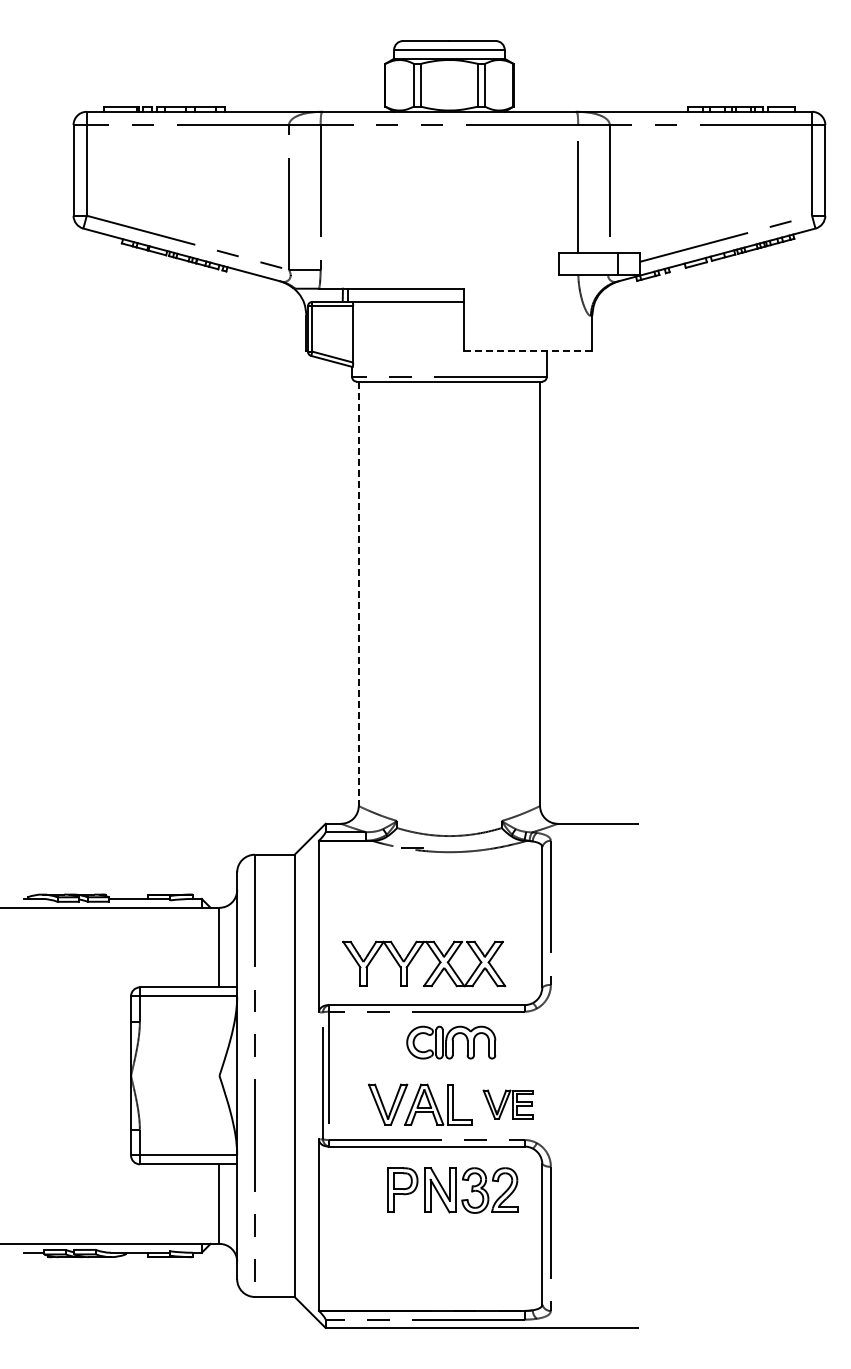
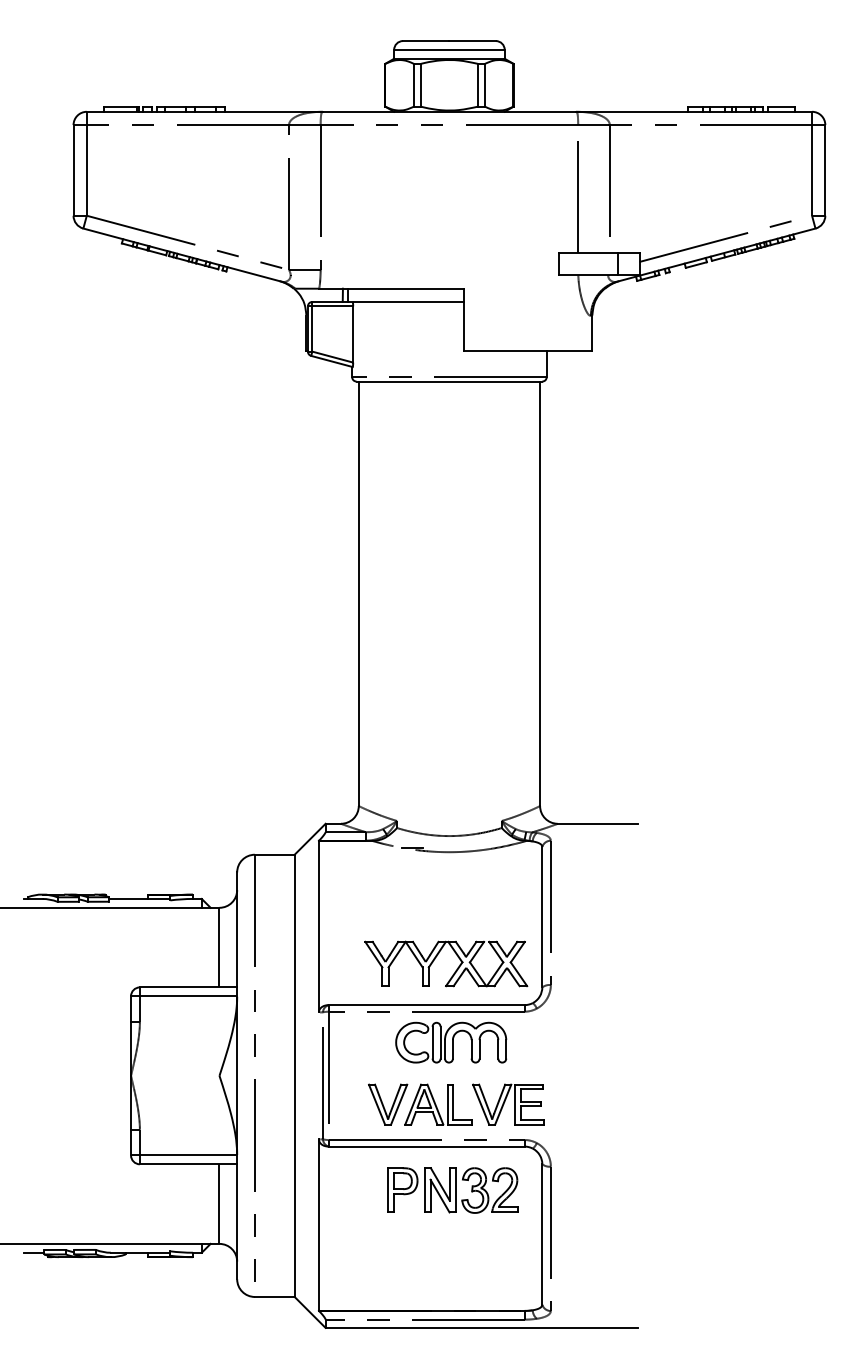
line: dashed -> solid (527, 350)
line: dashed -> solid (358, 594)
part position: (415, 956) -> (437, 956) (437, 956)
part size: 91x35 px -> 113x43 px (451, 1042)
part size: 52x31 px -> 73x43 px (508, 1104)
